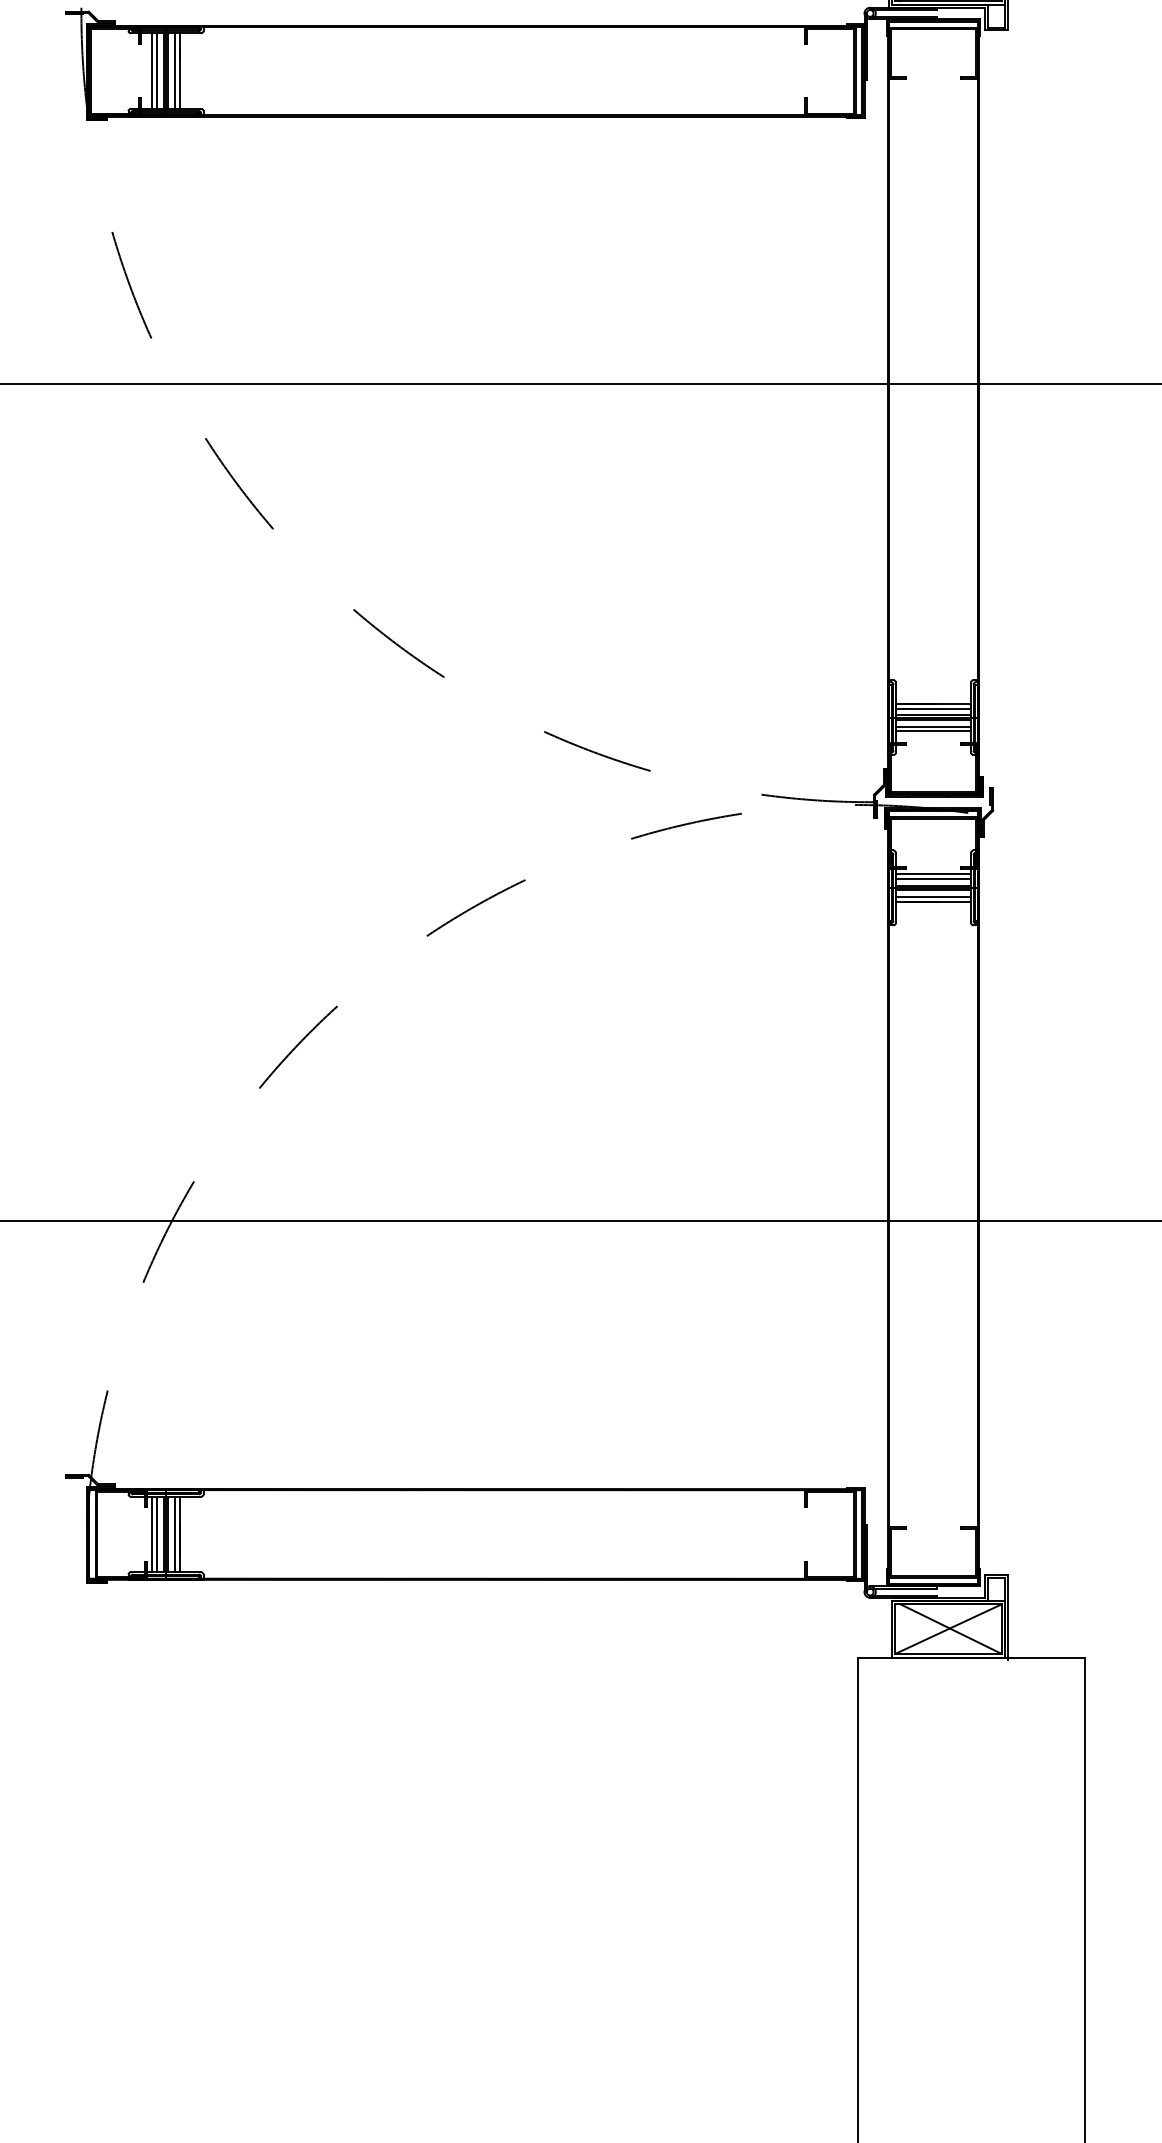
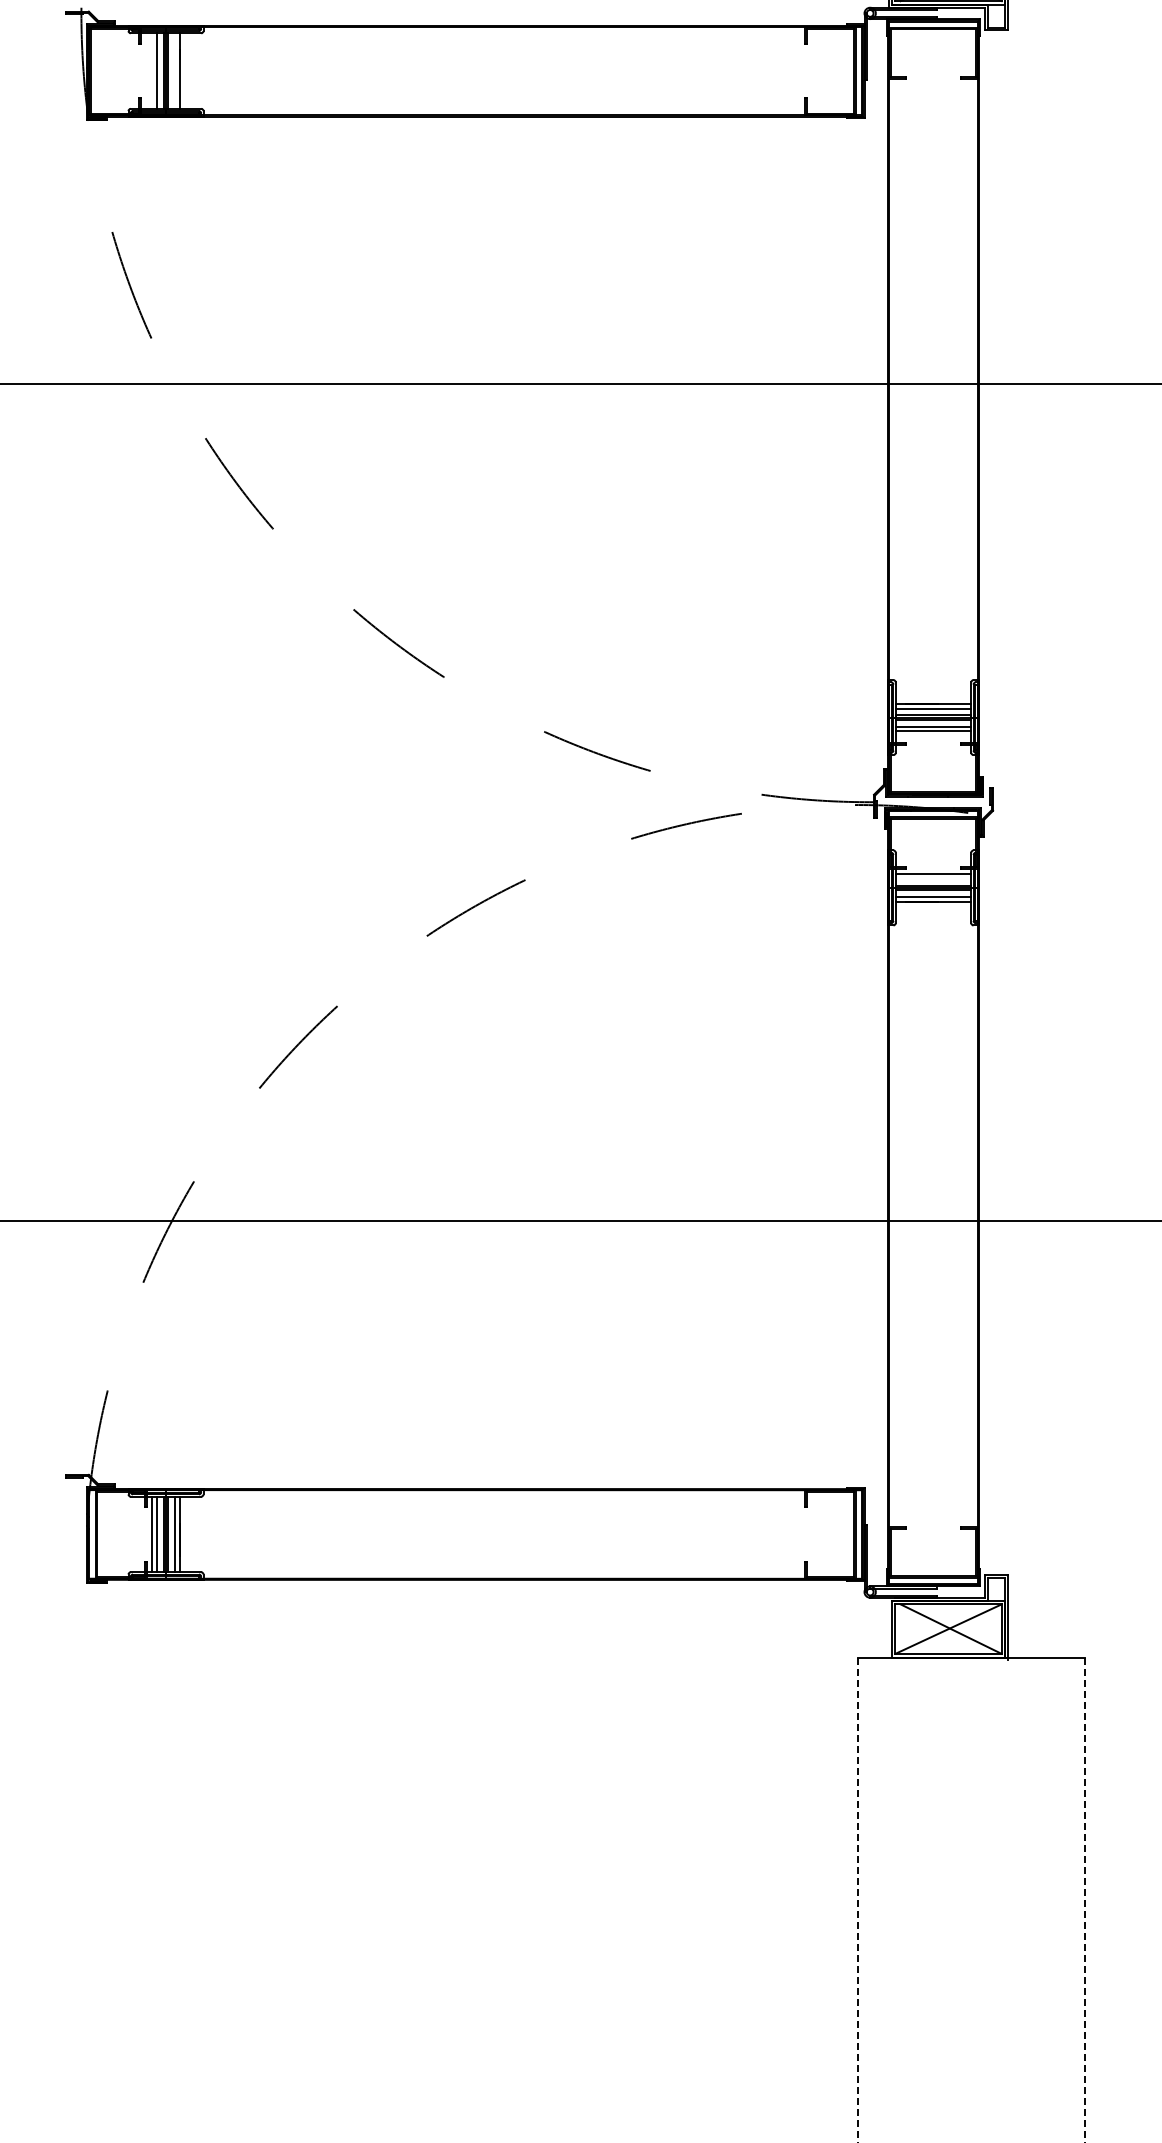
line: present -> none (152, 70)
line: present -> none (175, 70)
line: present -> none (933, 878)
line: solid -> dashed (857, 1900)
line: solid -> dashed (1084, 1900)
